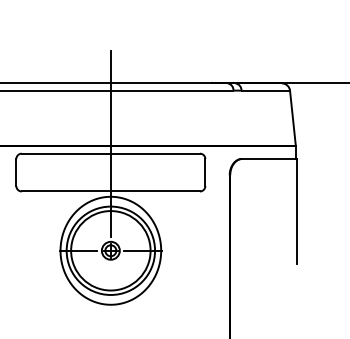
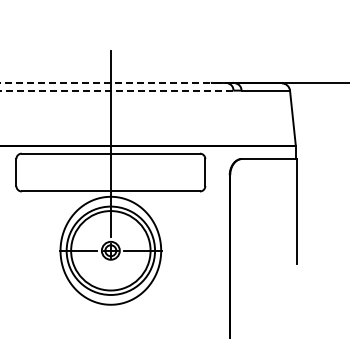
line: solid -> dashed (114, 83)
line: solid -> dashed (116, 90)
